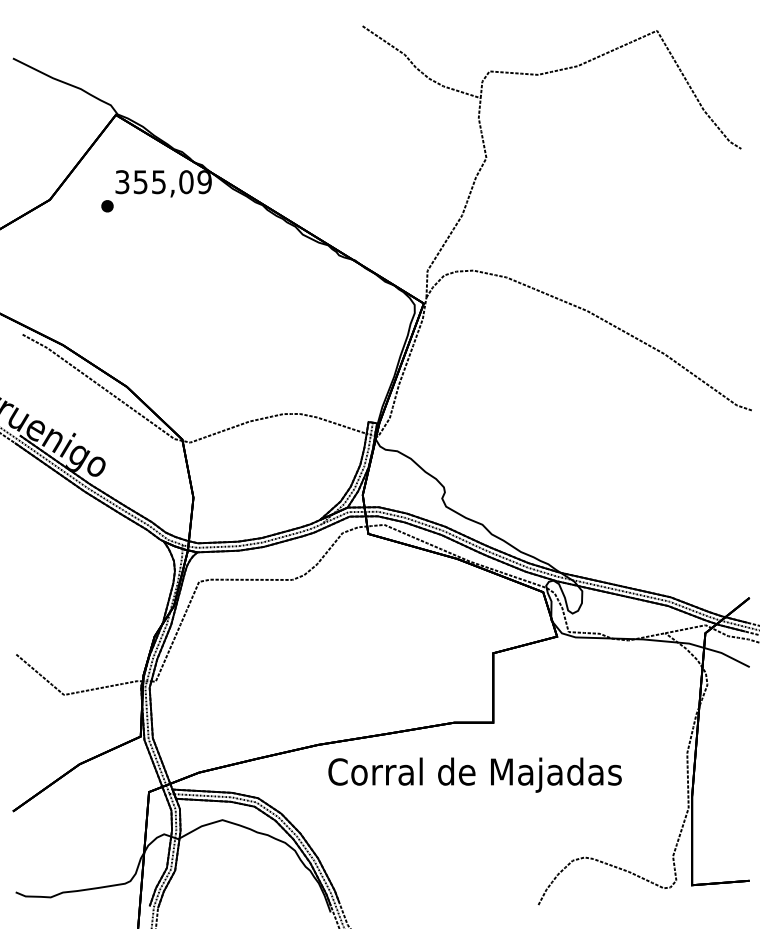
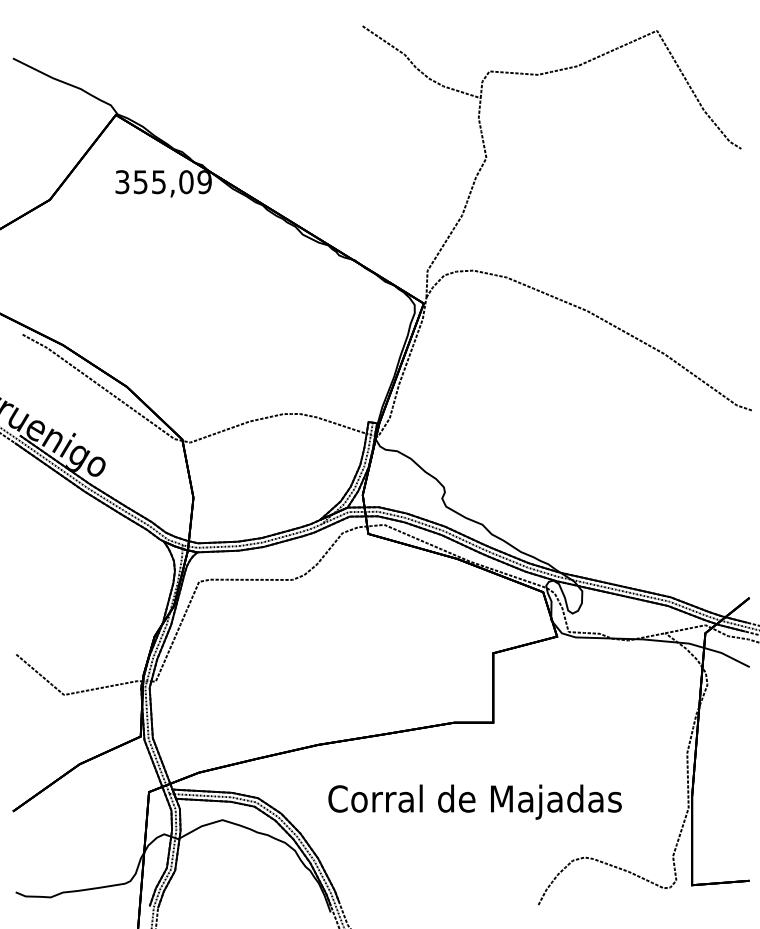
part: present -> none (107, 206)
text position: (474, 774) -> (474, 801) (474, 801)
